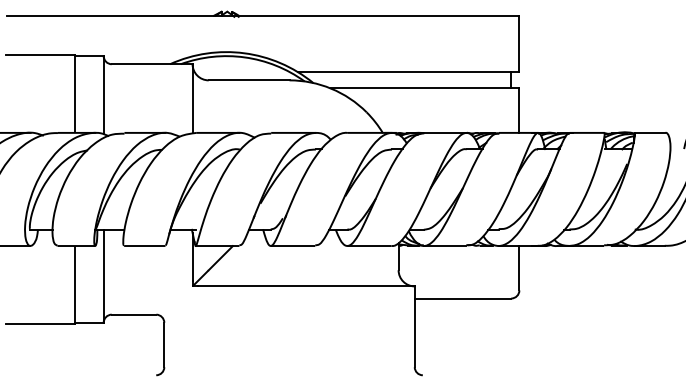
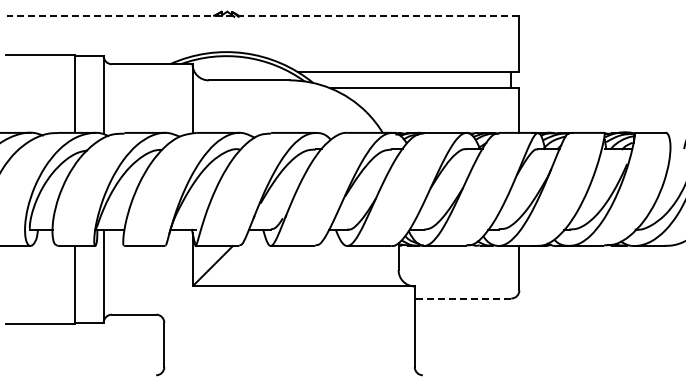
line: solid -> dashed (262, 15)
line: solid -> dashed (462, 298)
